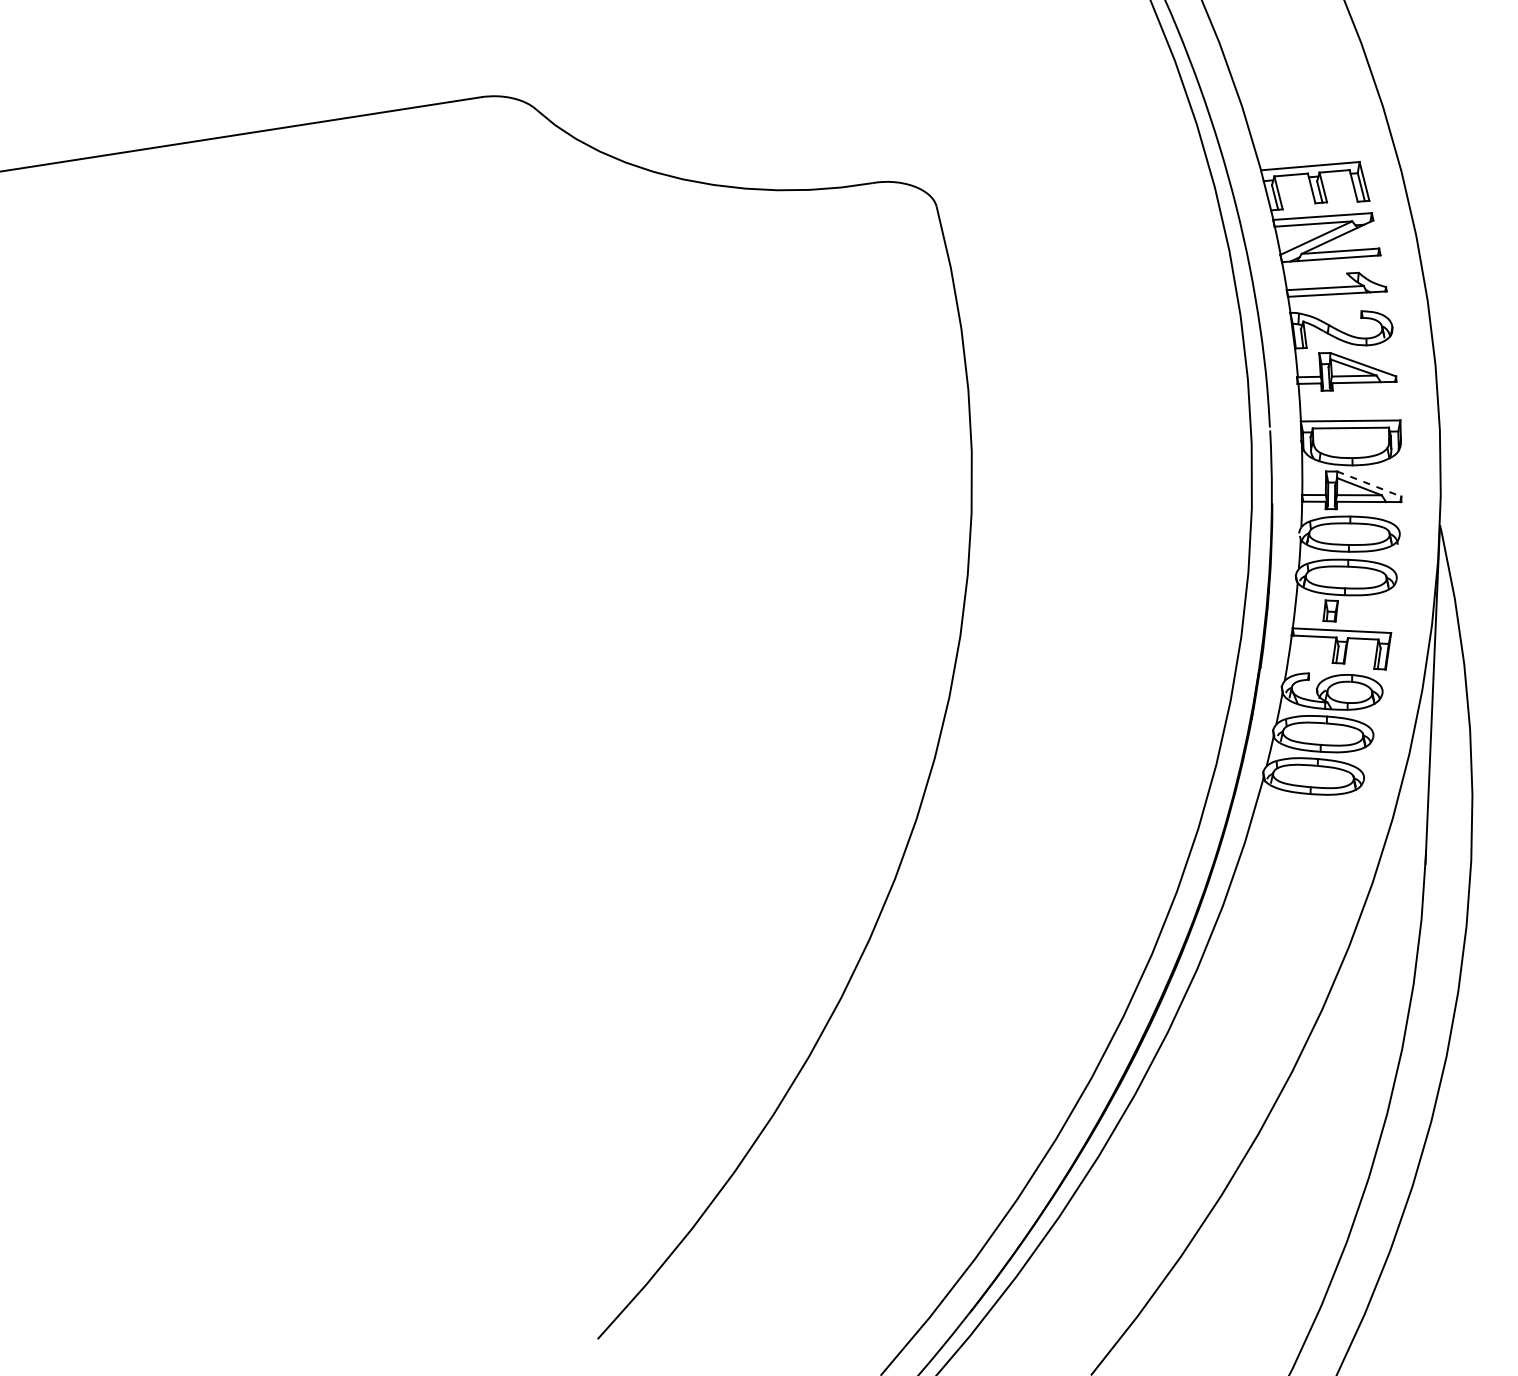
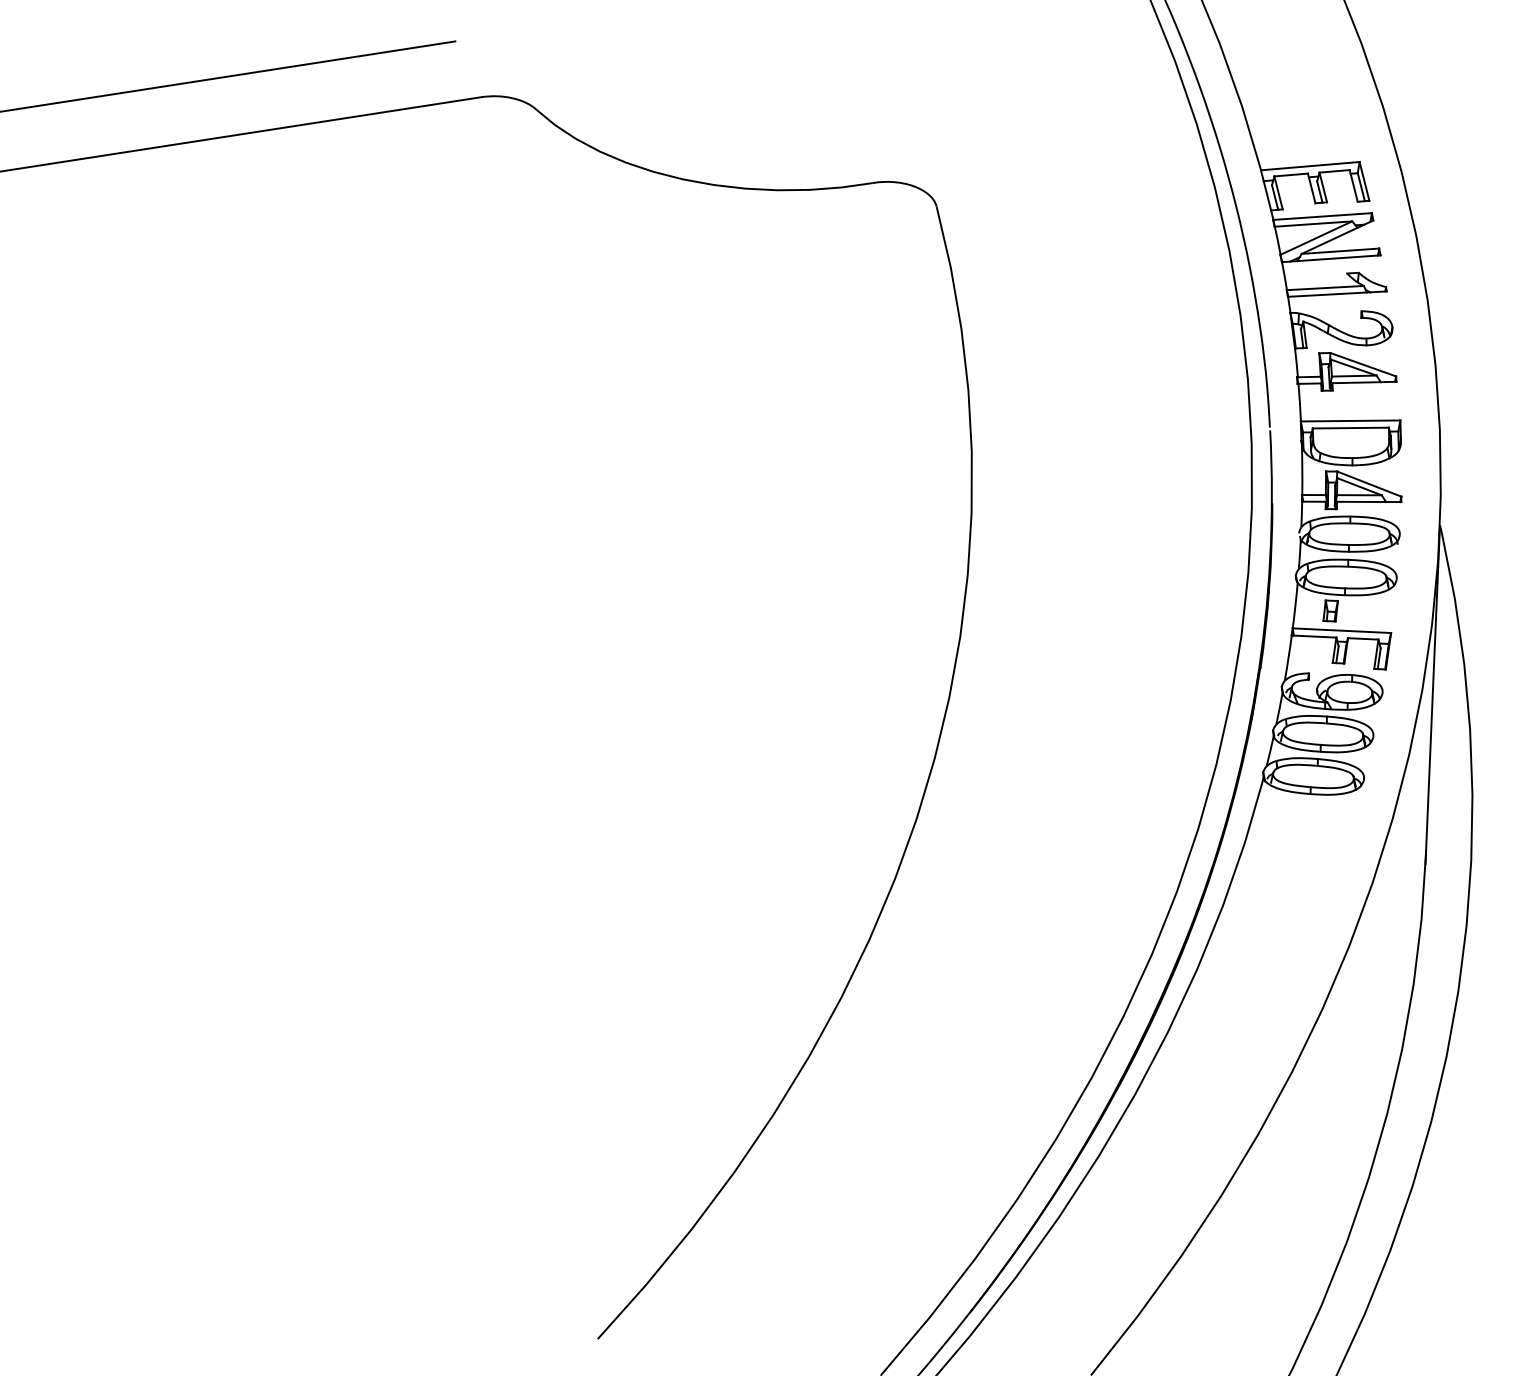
line: none -> present (228, 76)
line: dashed -> solid (1369, 484)
